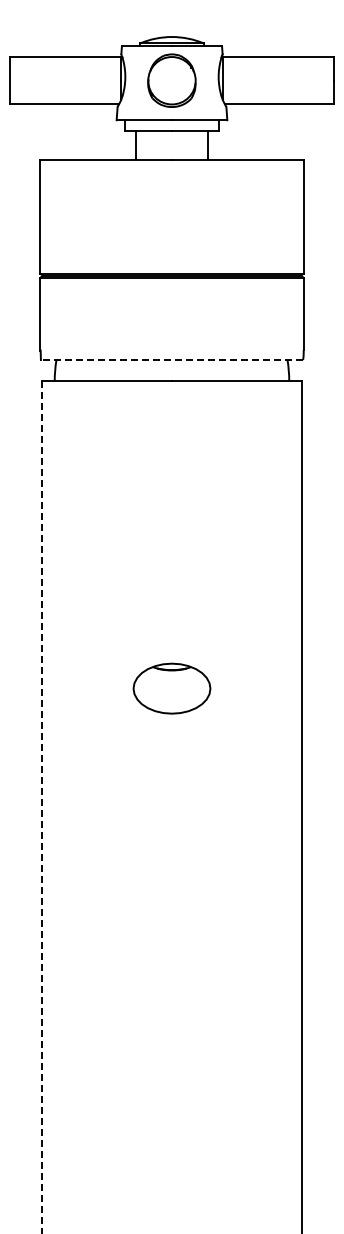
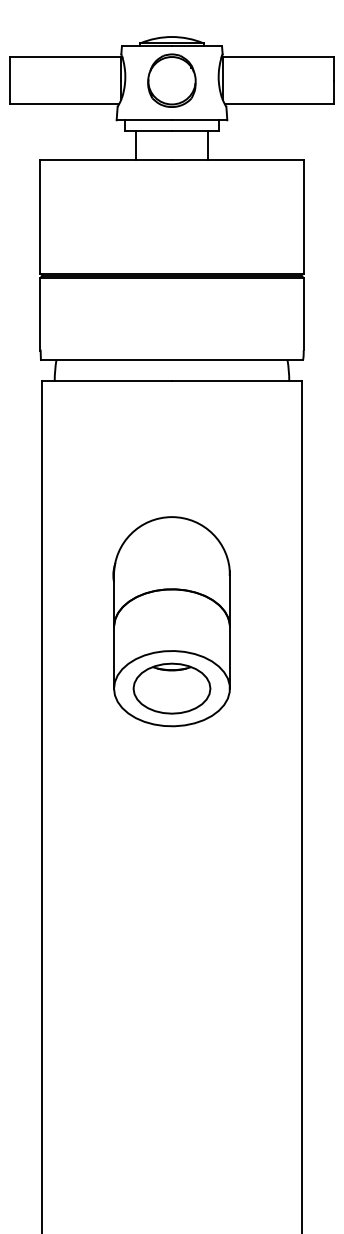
line: dashed -> solid (171, 360)
part: none -> present (171, 621)
line: dashed -> solid (41, 807)
